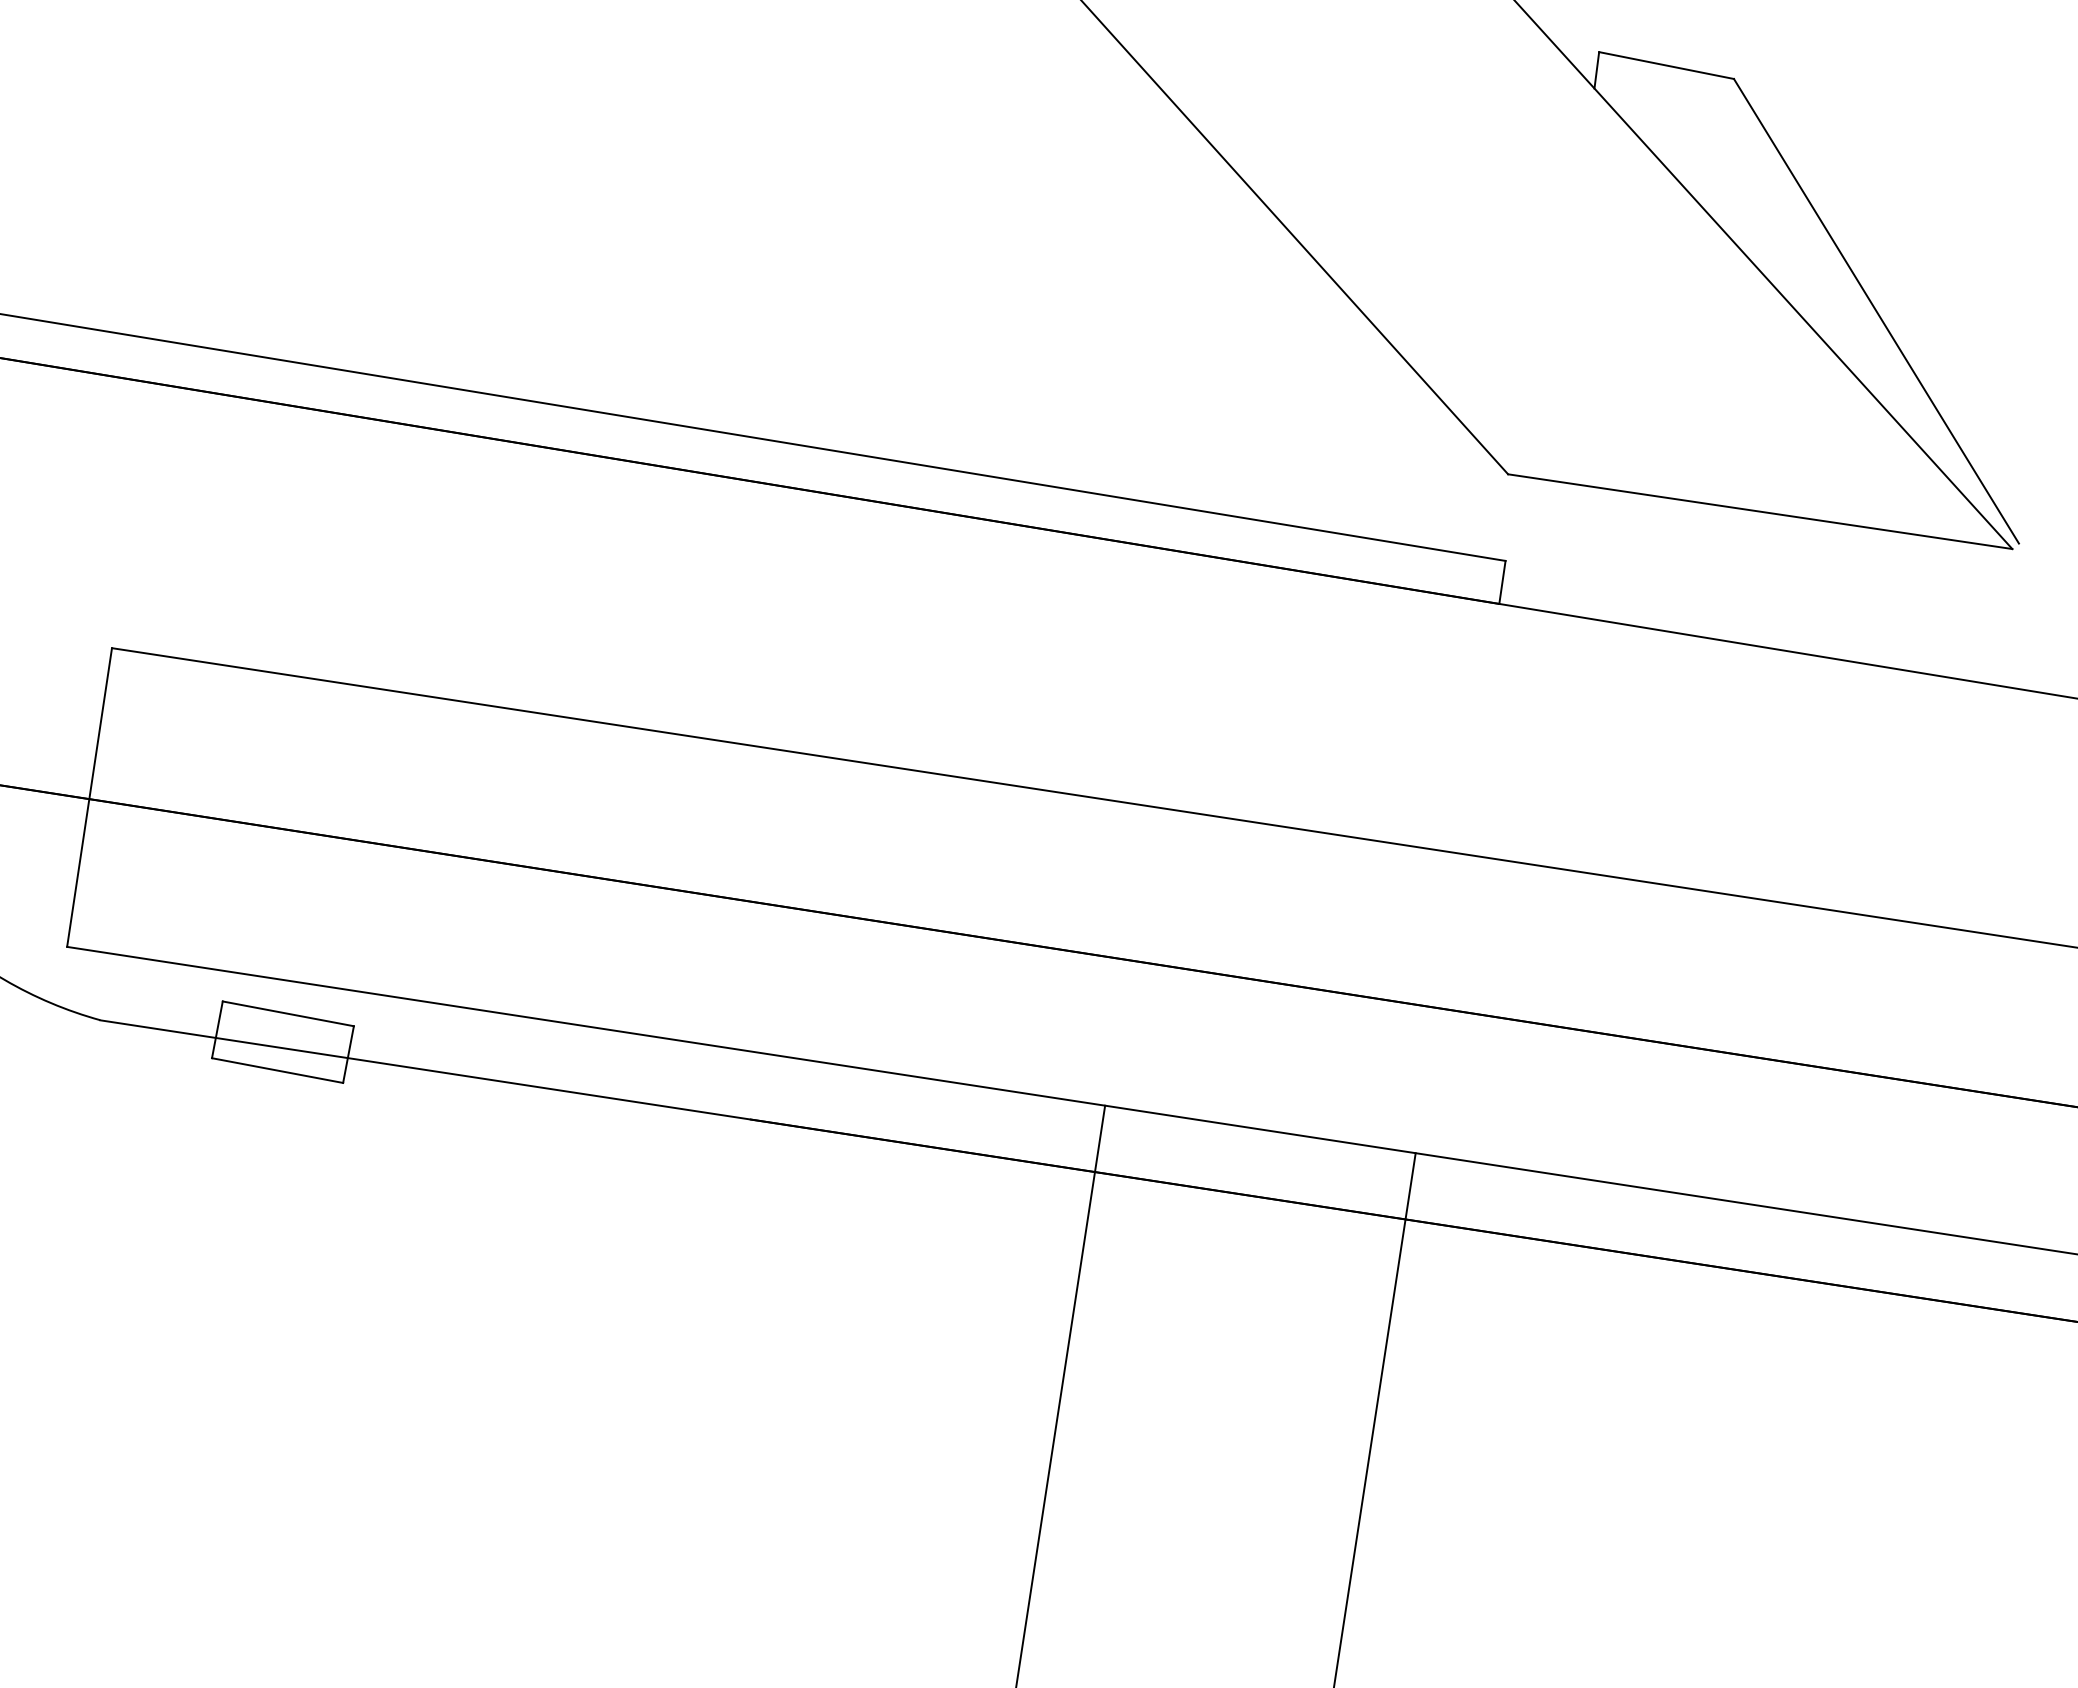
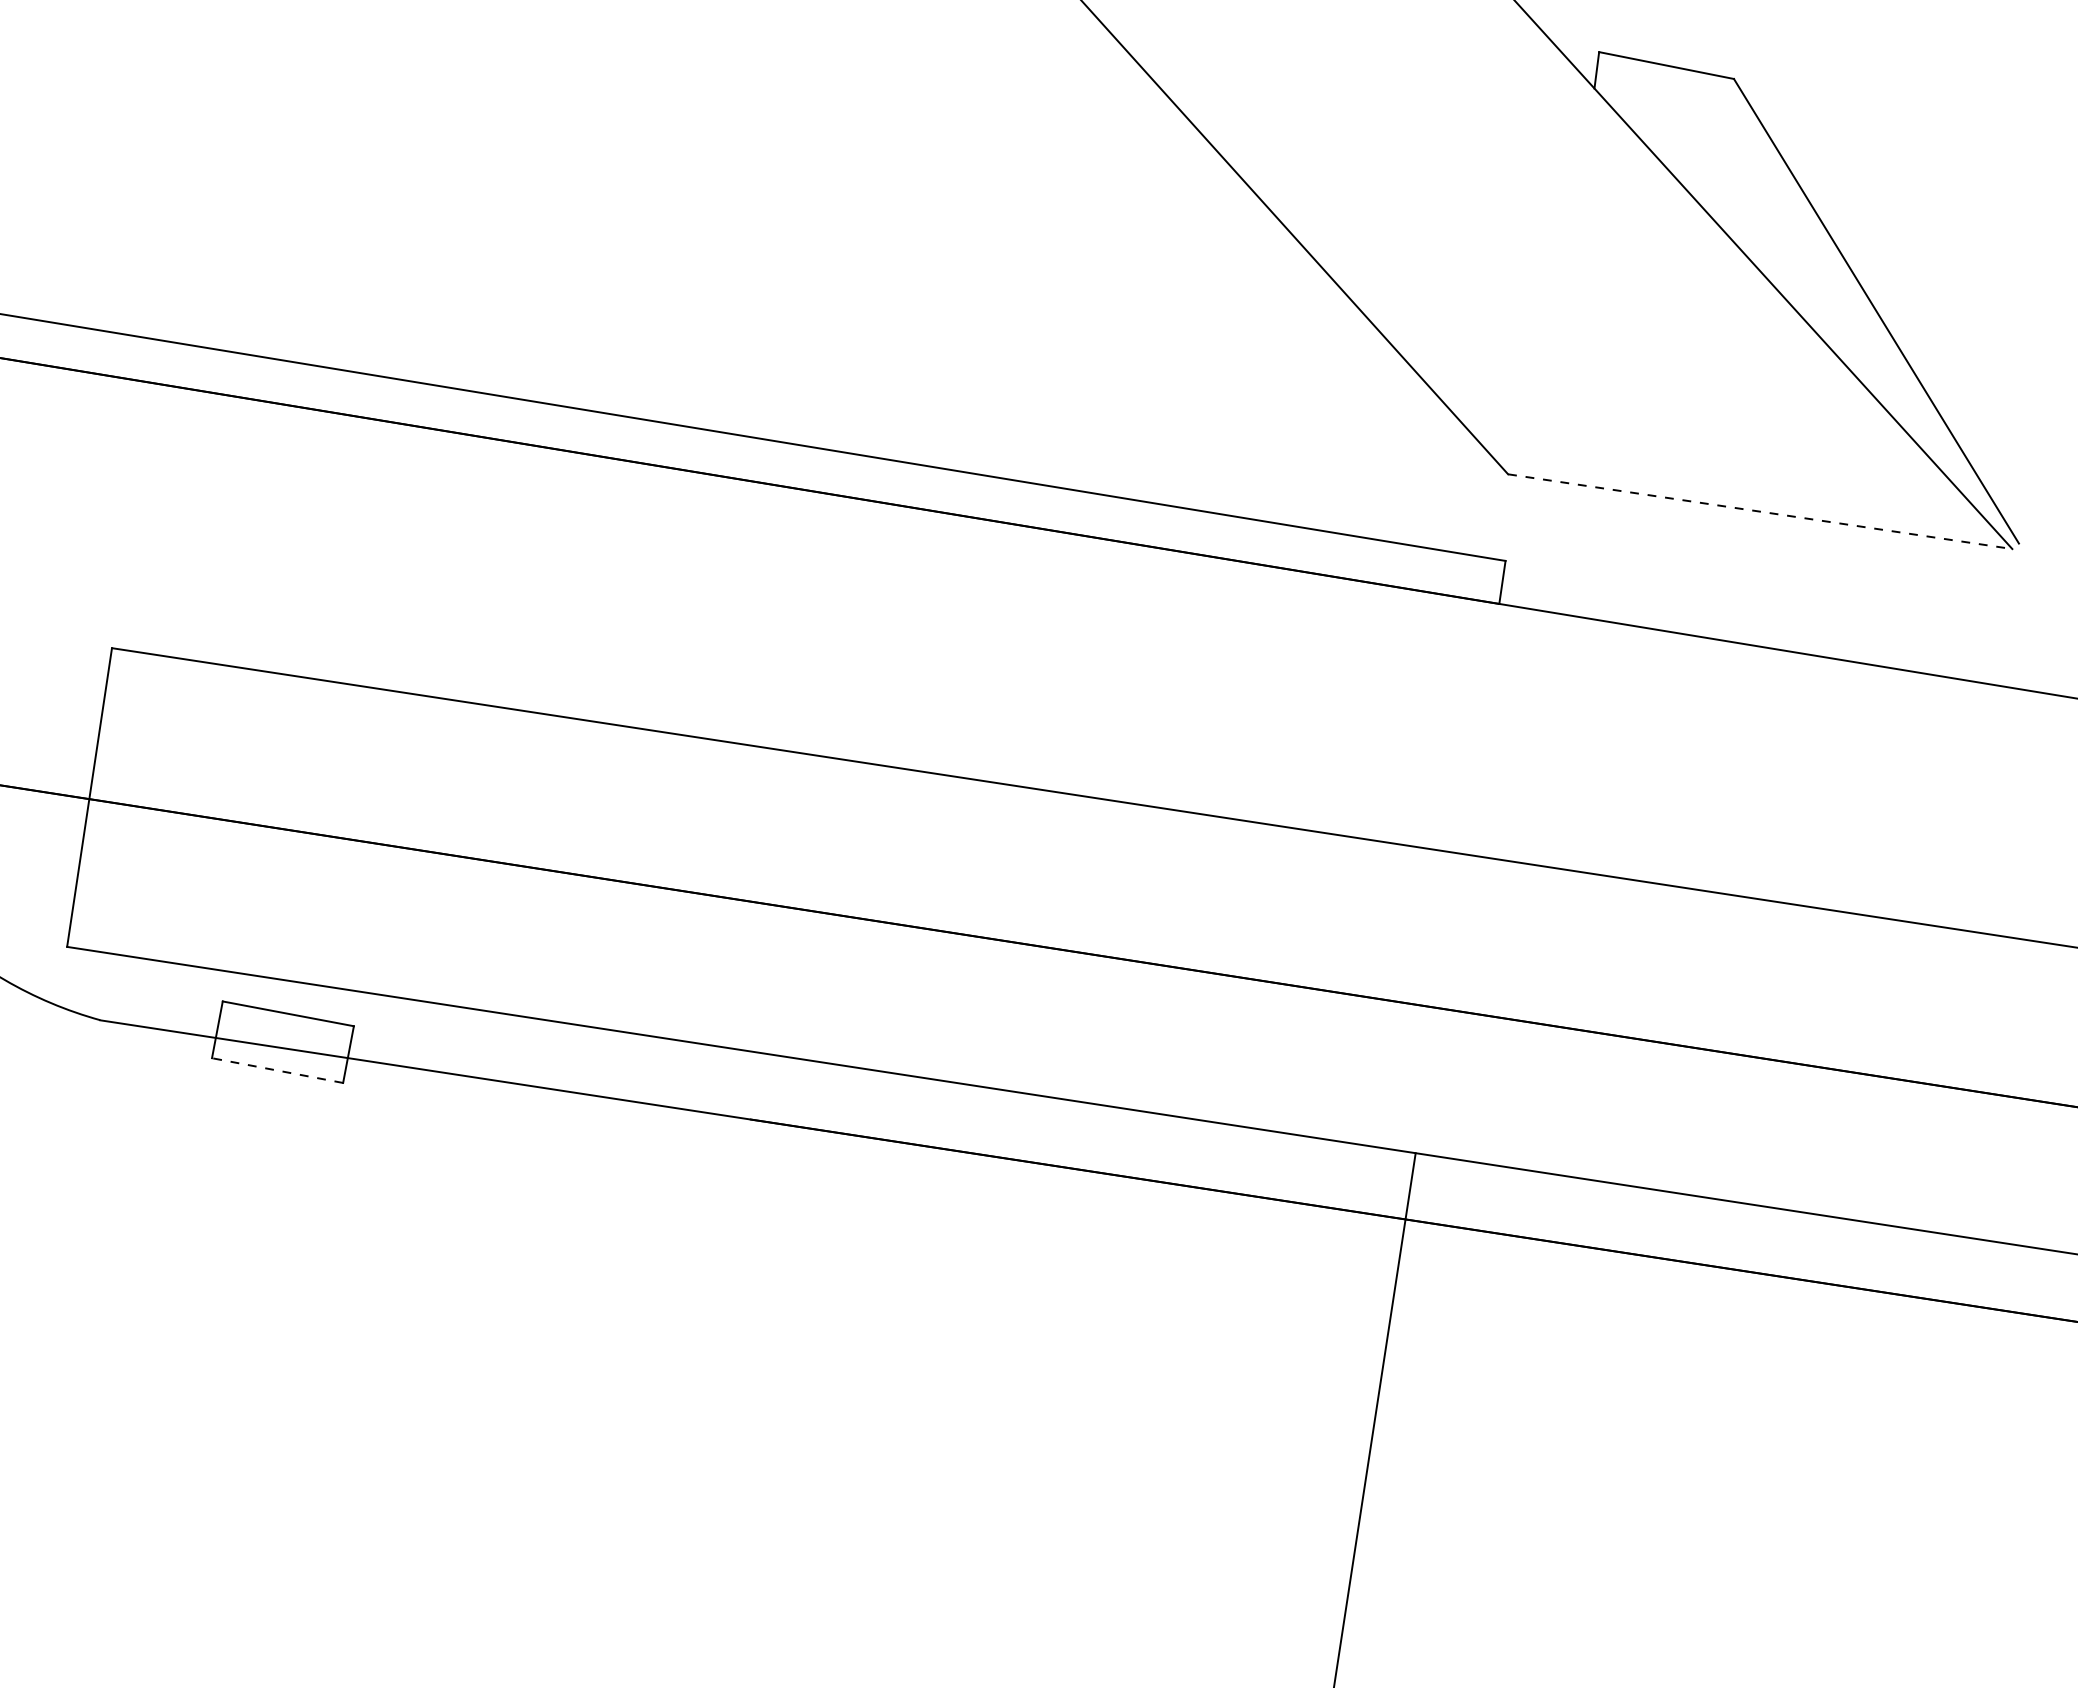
line: solid -> dashed (1760, 511)
line: solid -> dashed (277, 1070)
line: present -> none (1060, 1394)
